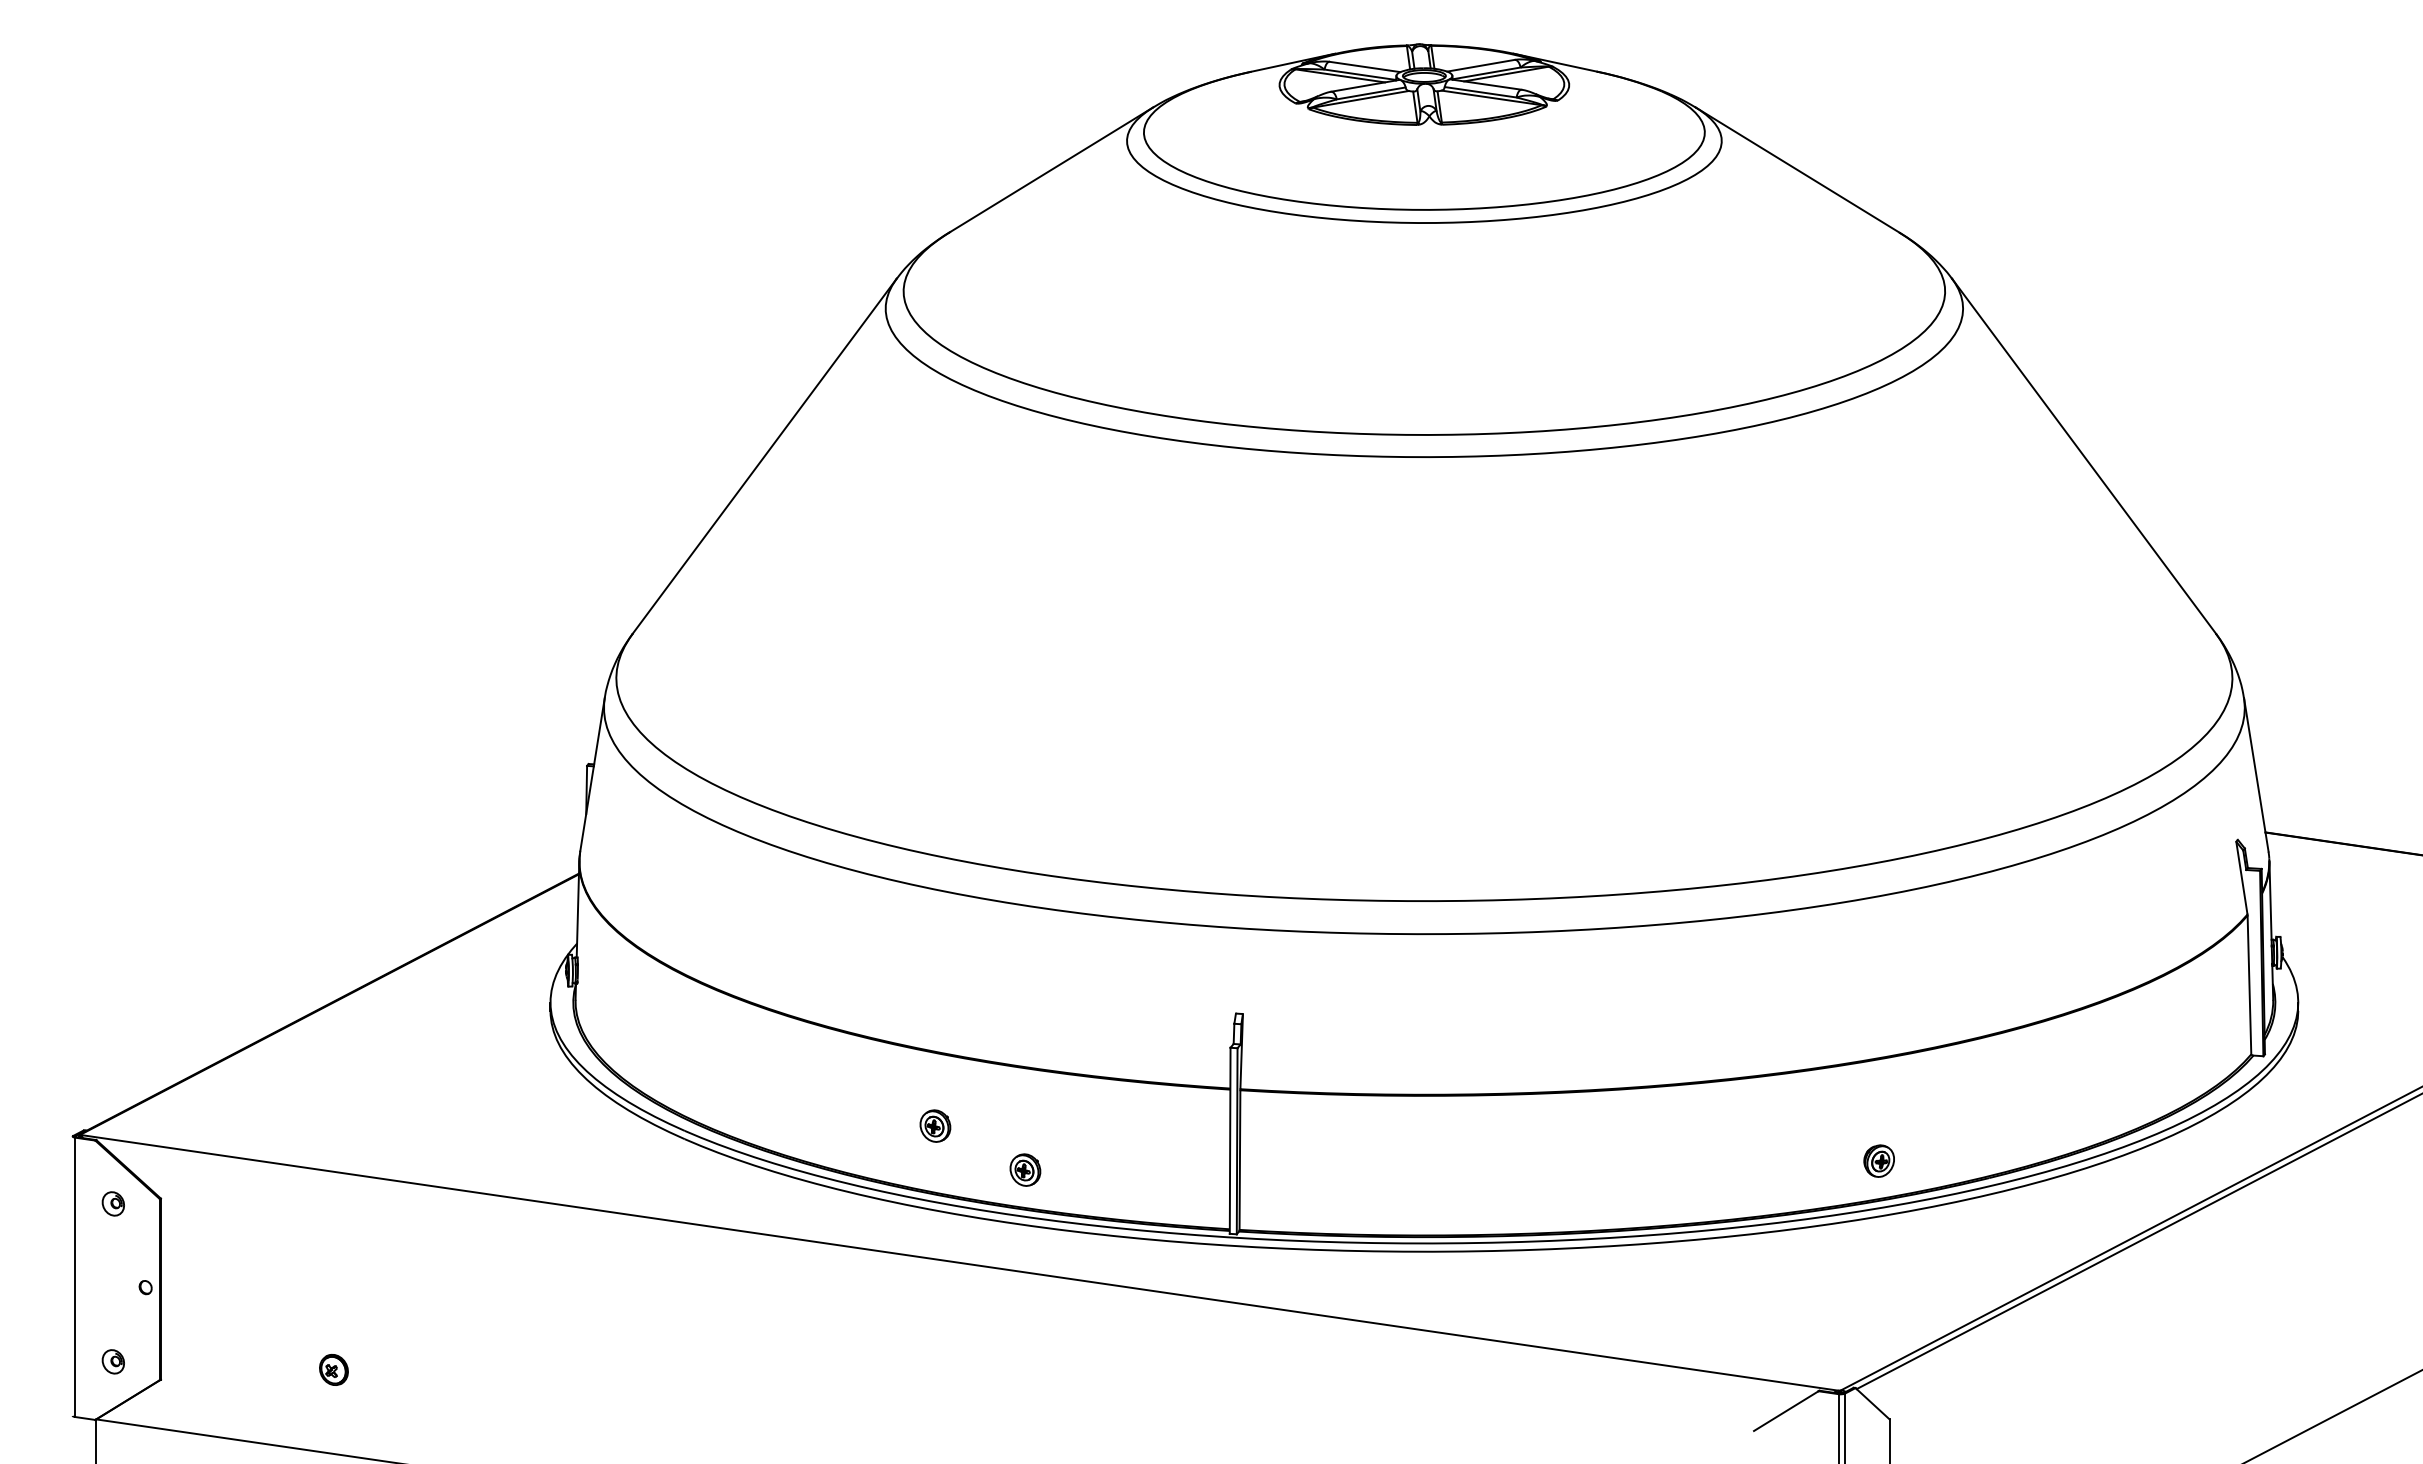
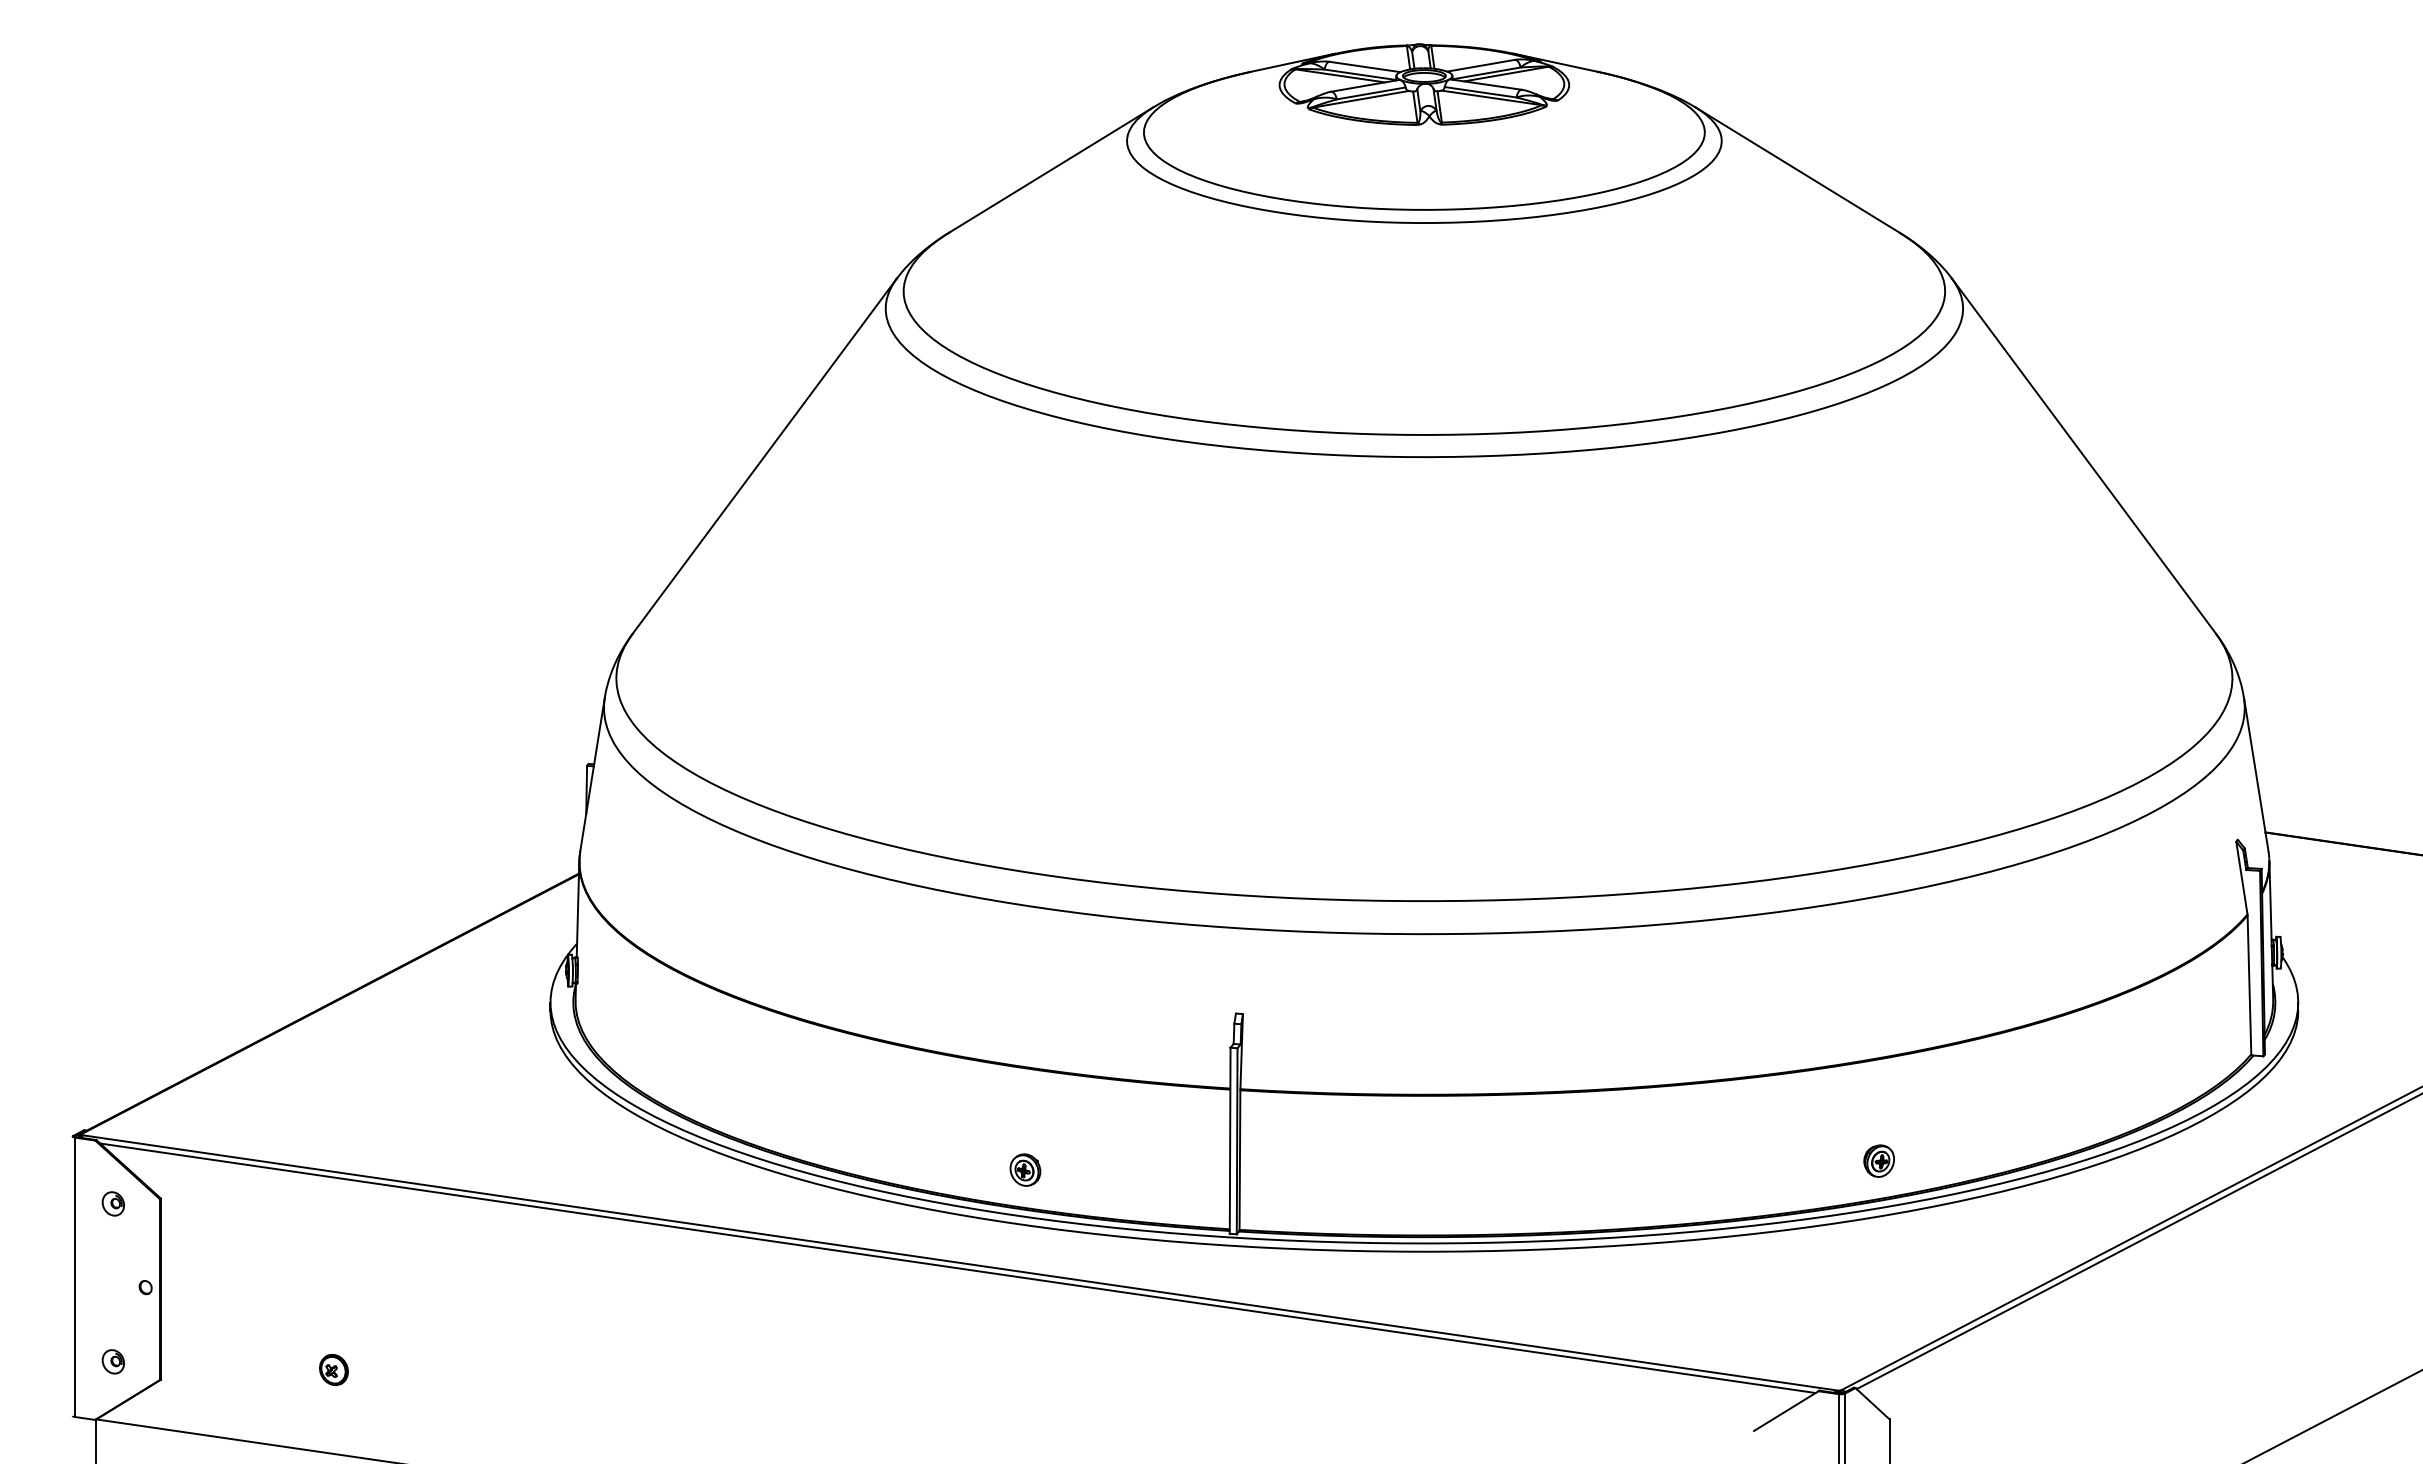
part: present -> none (935, 1125)
line: none -> present (957, 1268)
